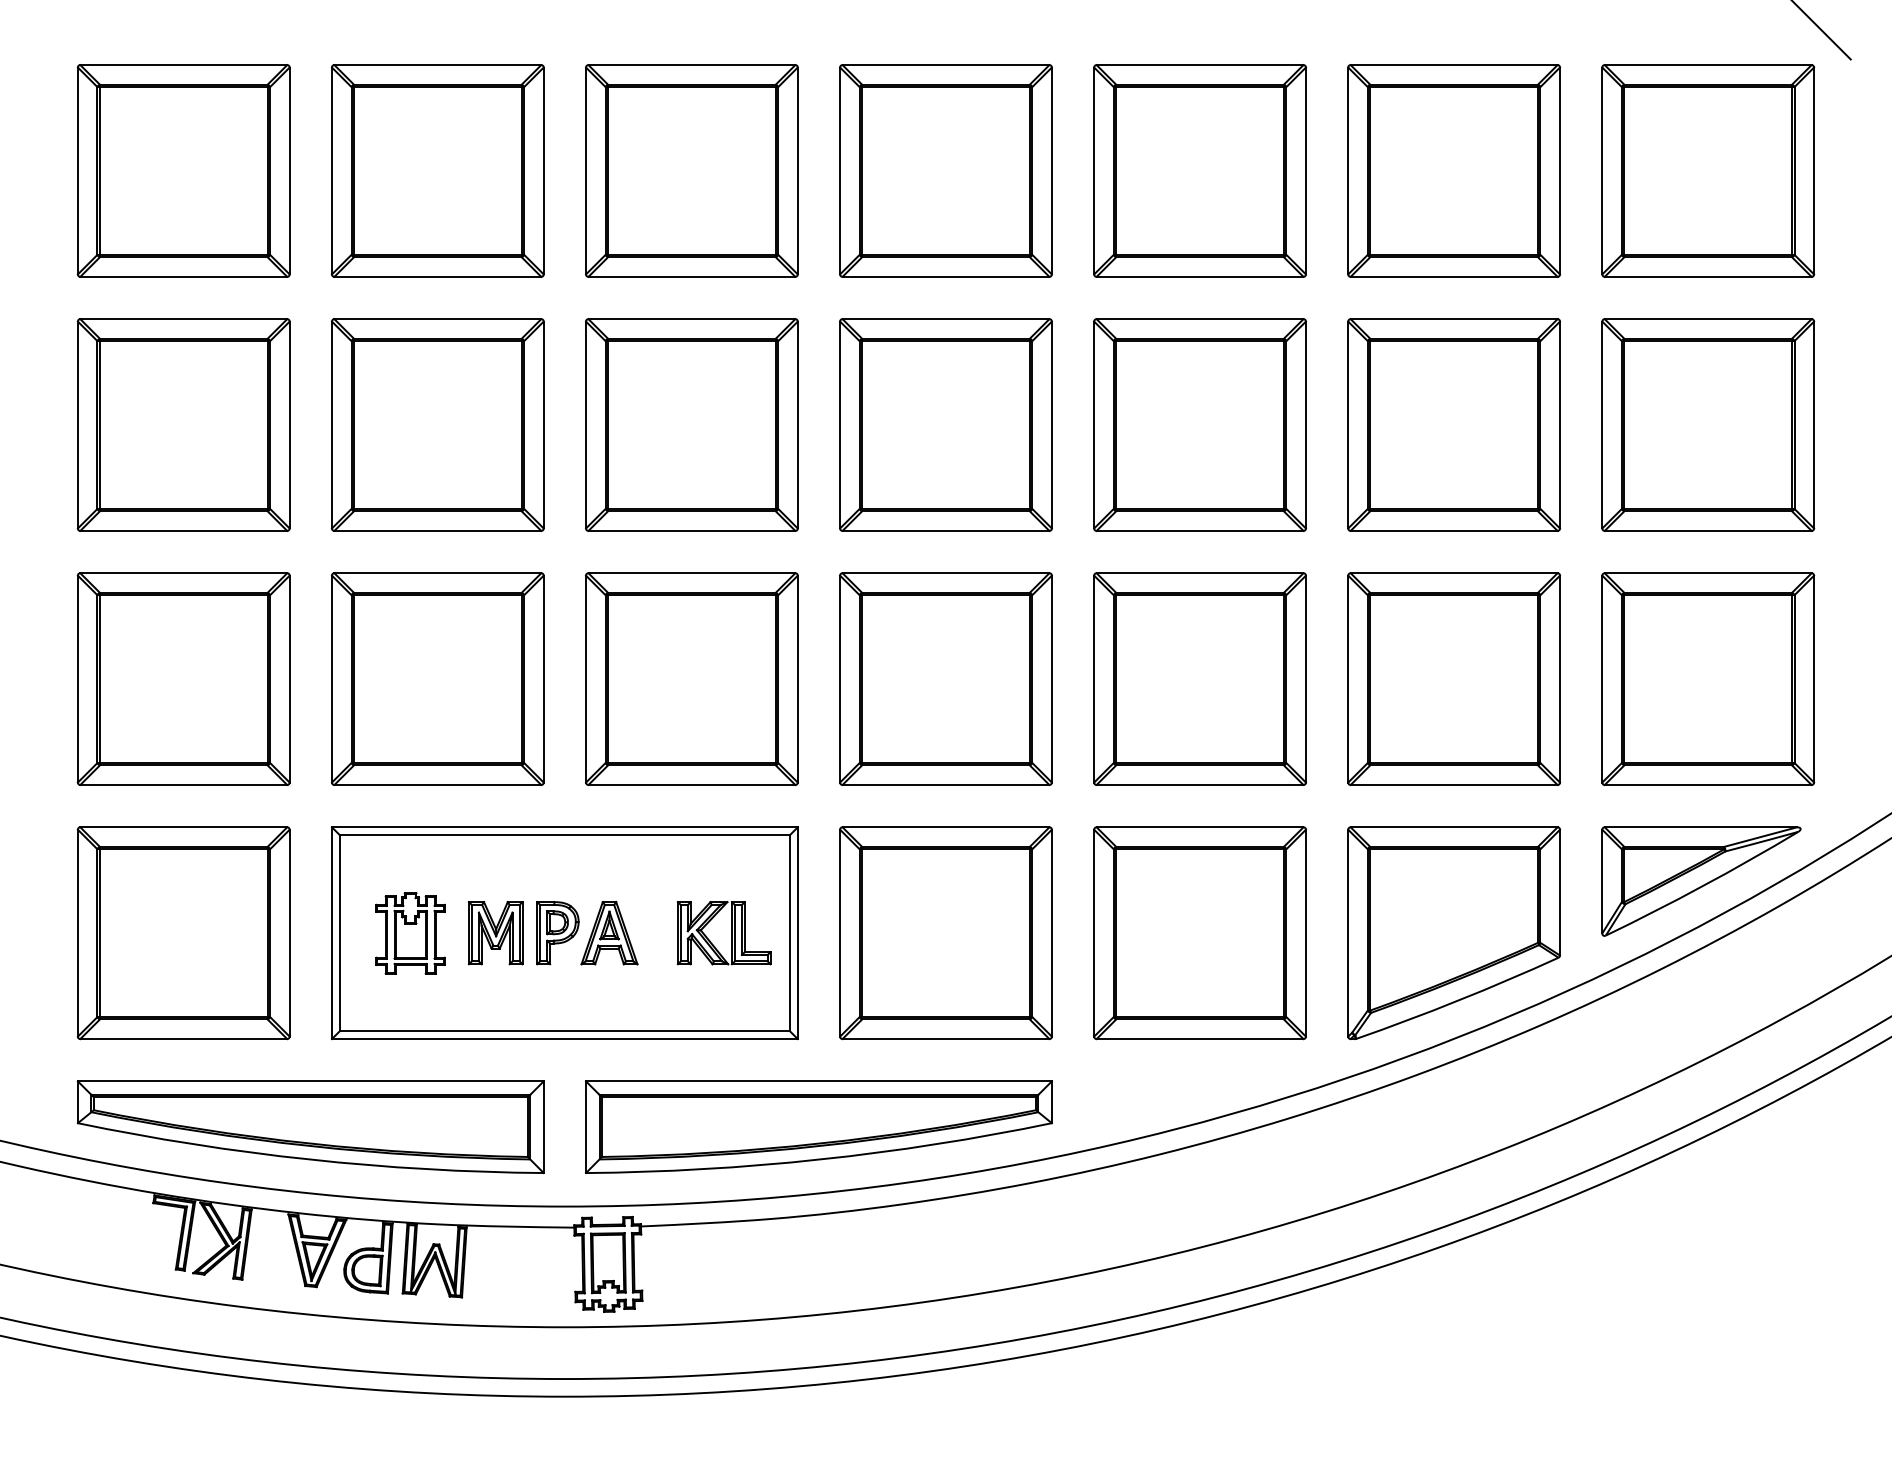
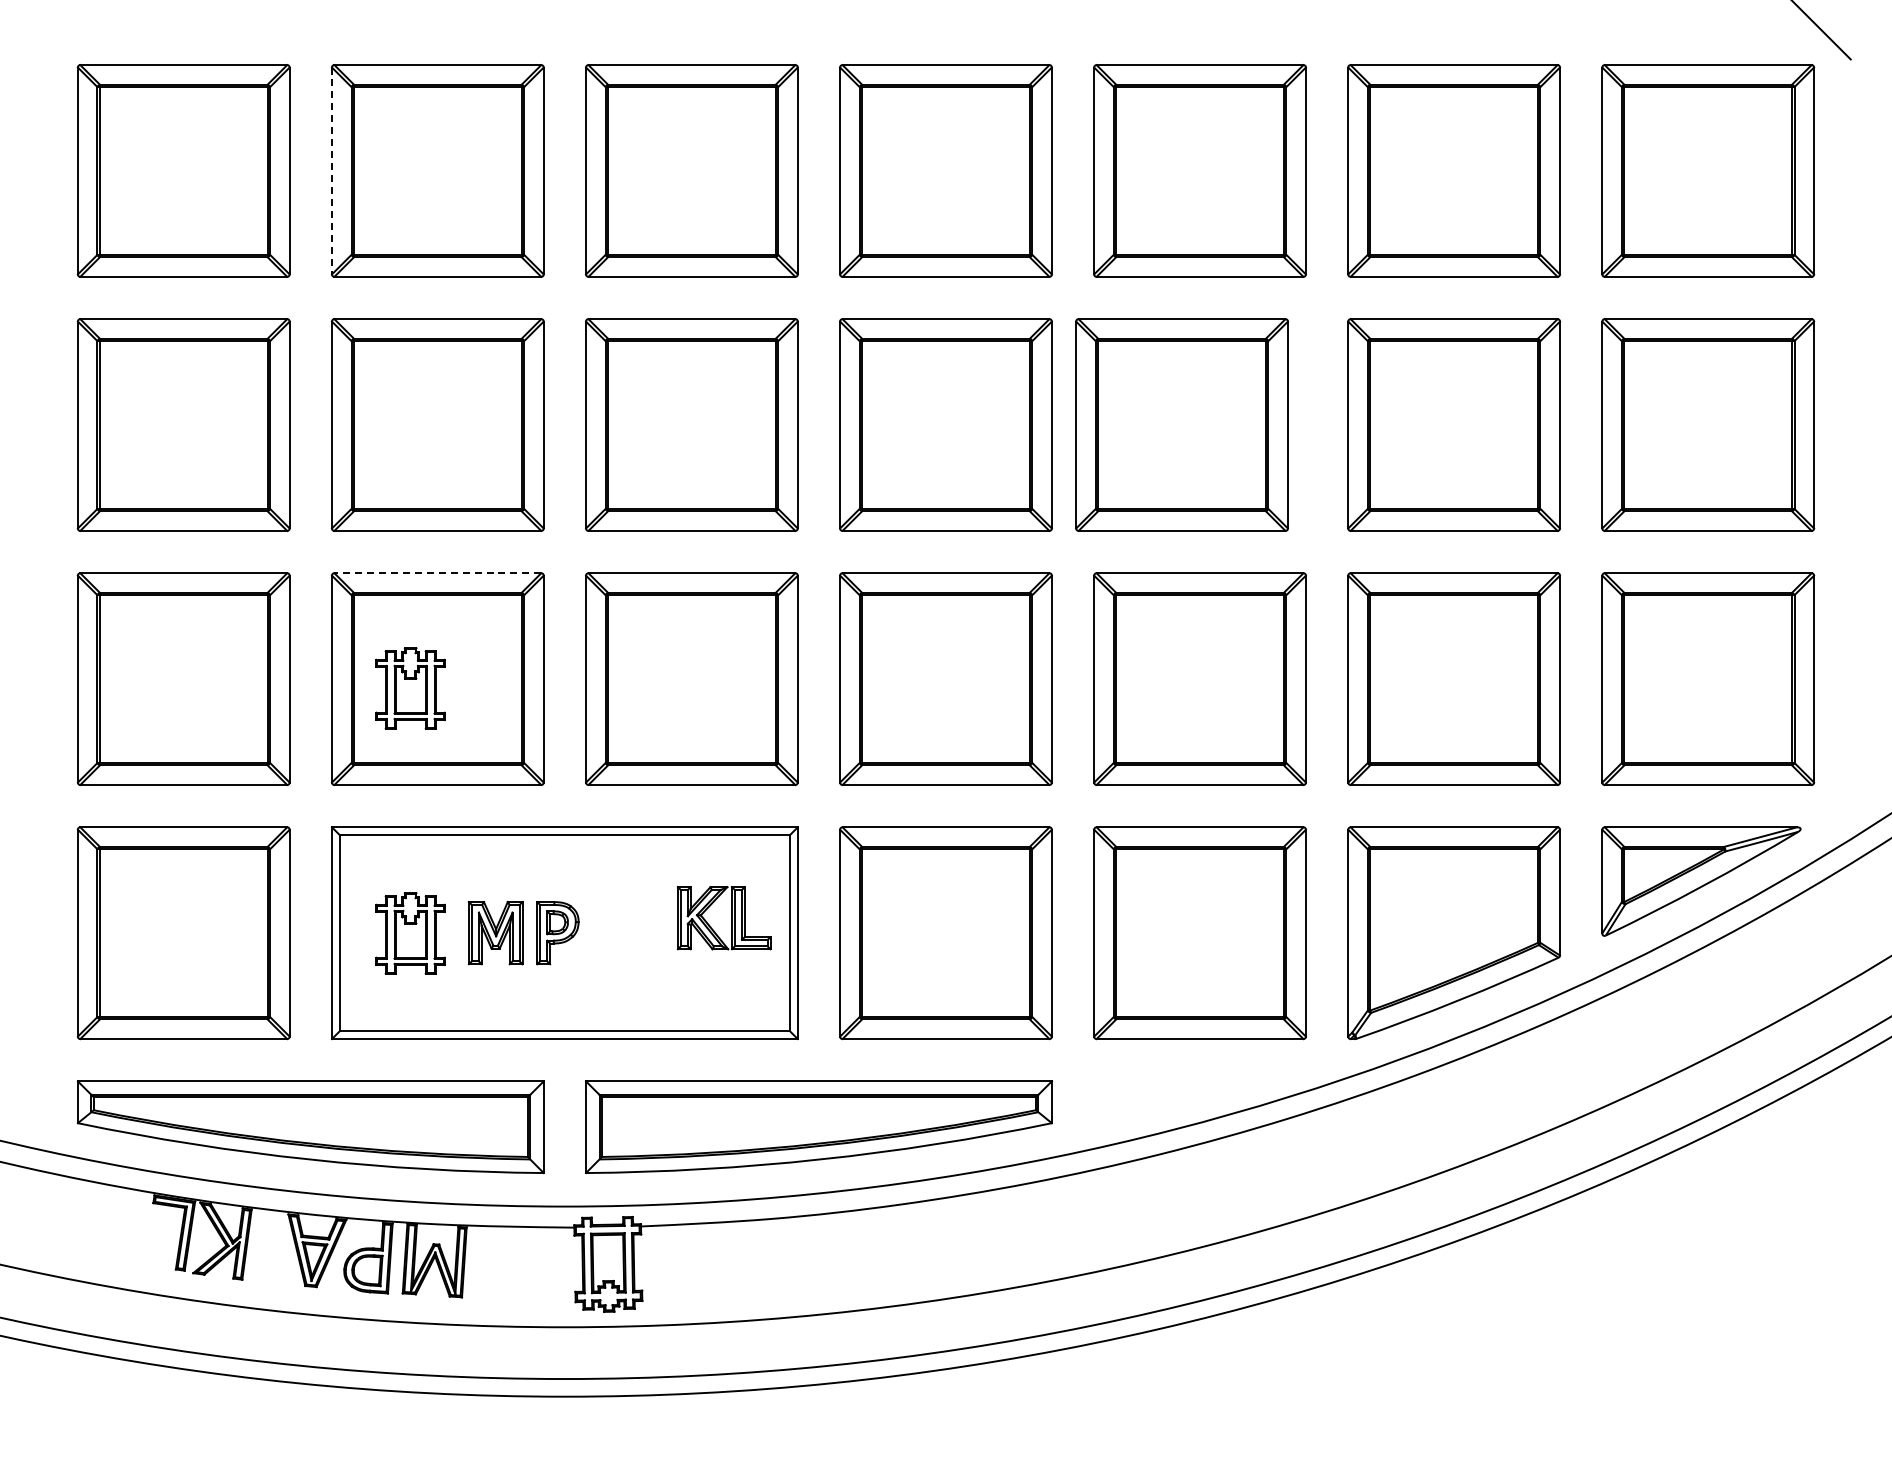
line: solid -> dashed (332, 171)
part position: (1199, 424) -> (1181, 424) (1181, 424)
line: solid -> dashed (437, 573)
part: none -> present (410, 688)
part: present -> none (609, 933)
part position: (731, 933) -> (731, 918) (731, 918)
